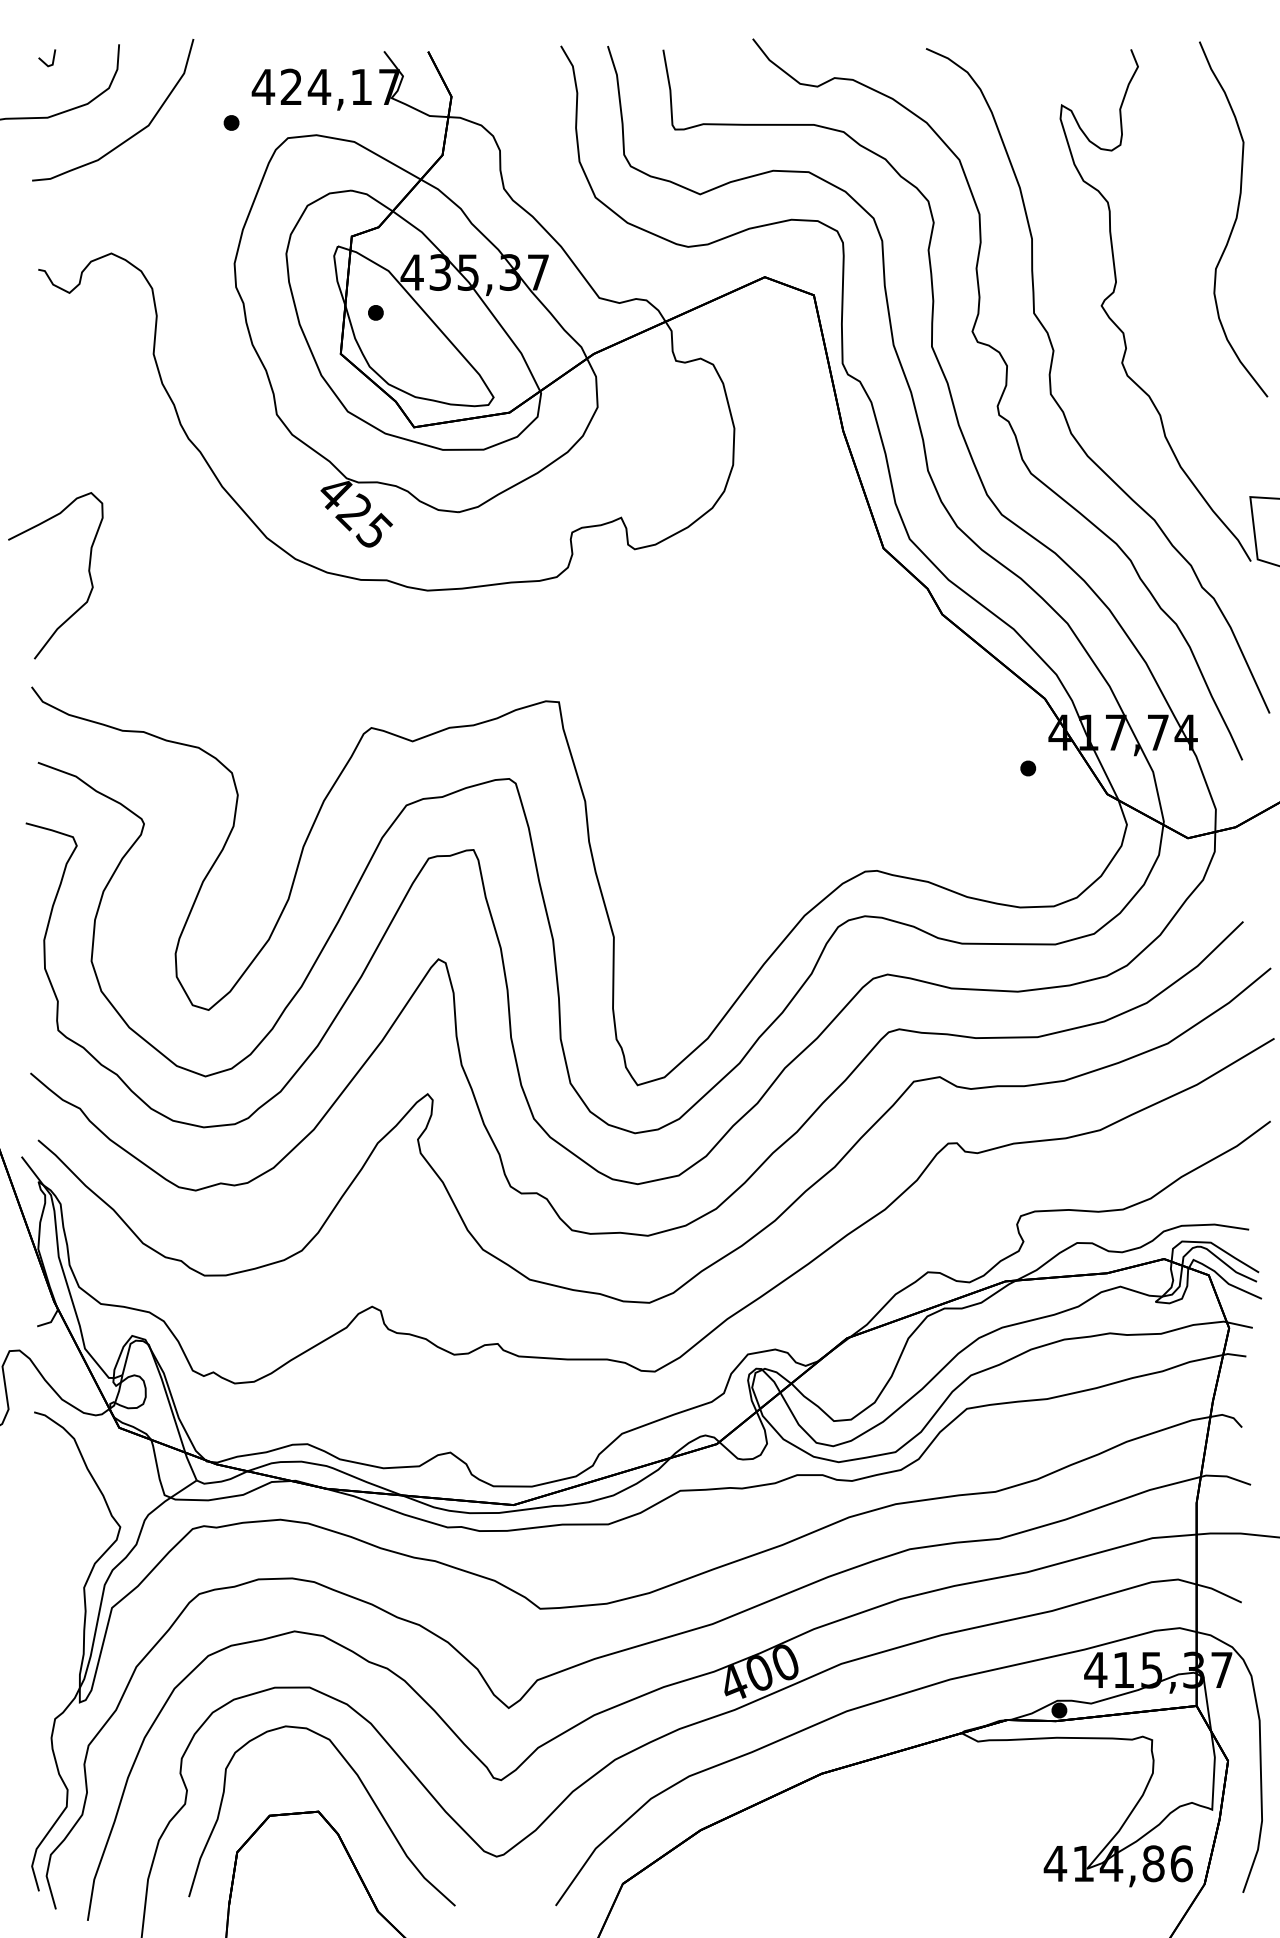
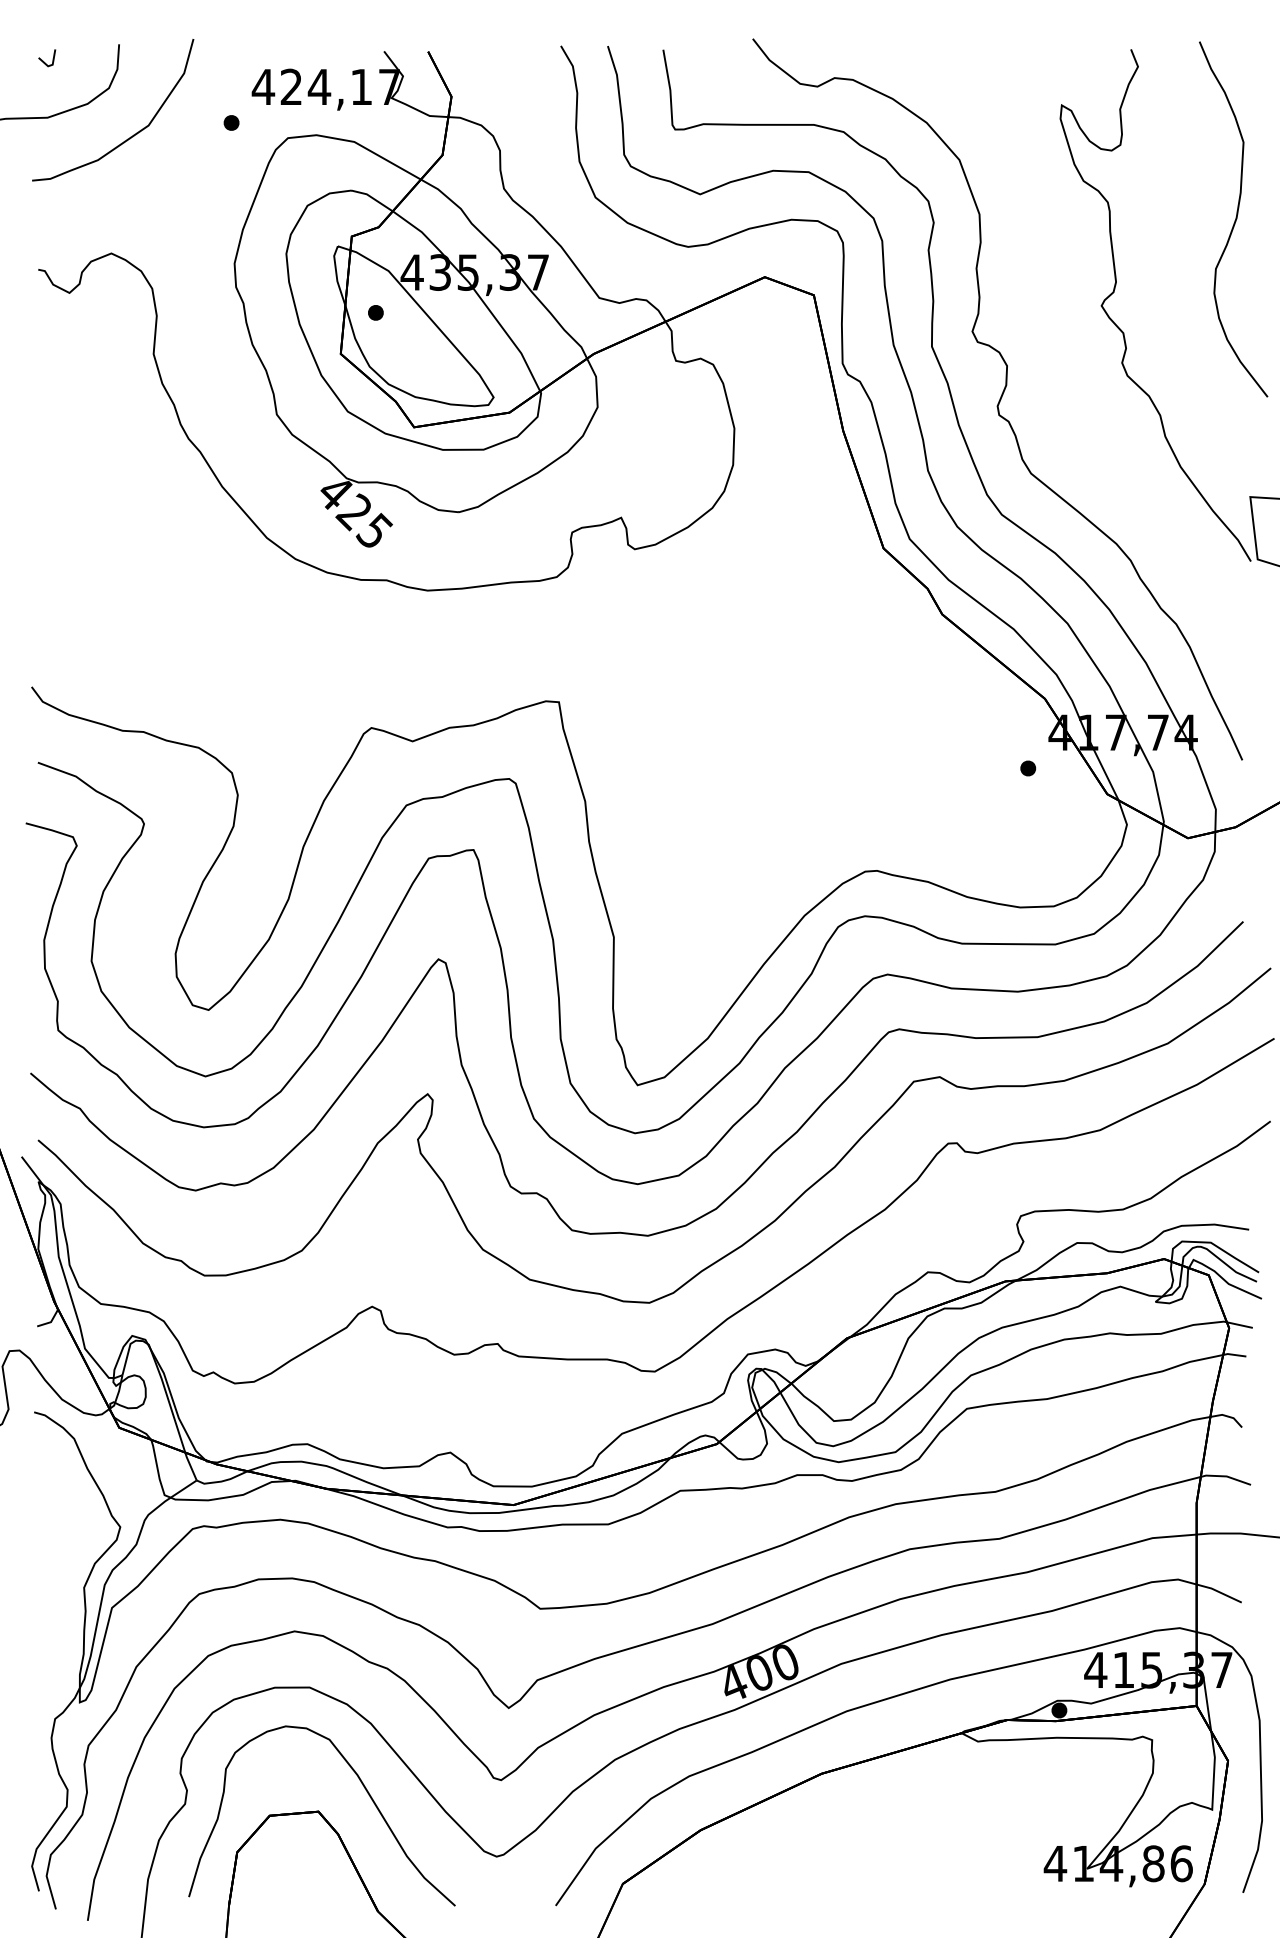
curve: present -> none (1059, 404)
curve: present -> none (88, 573)
